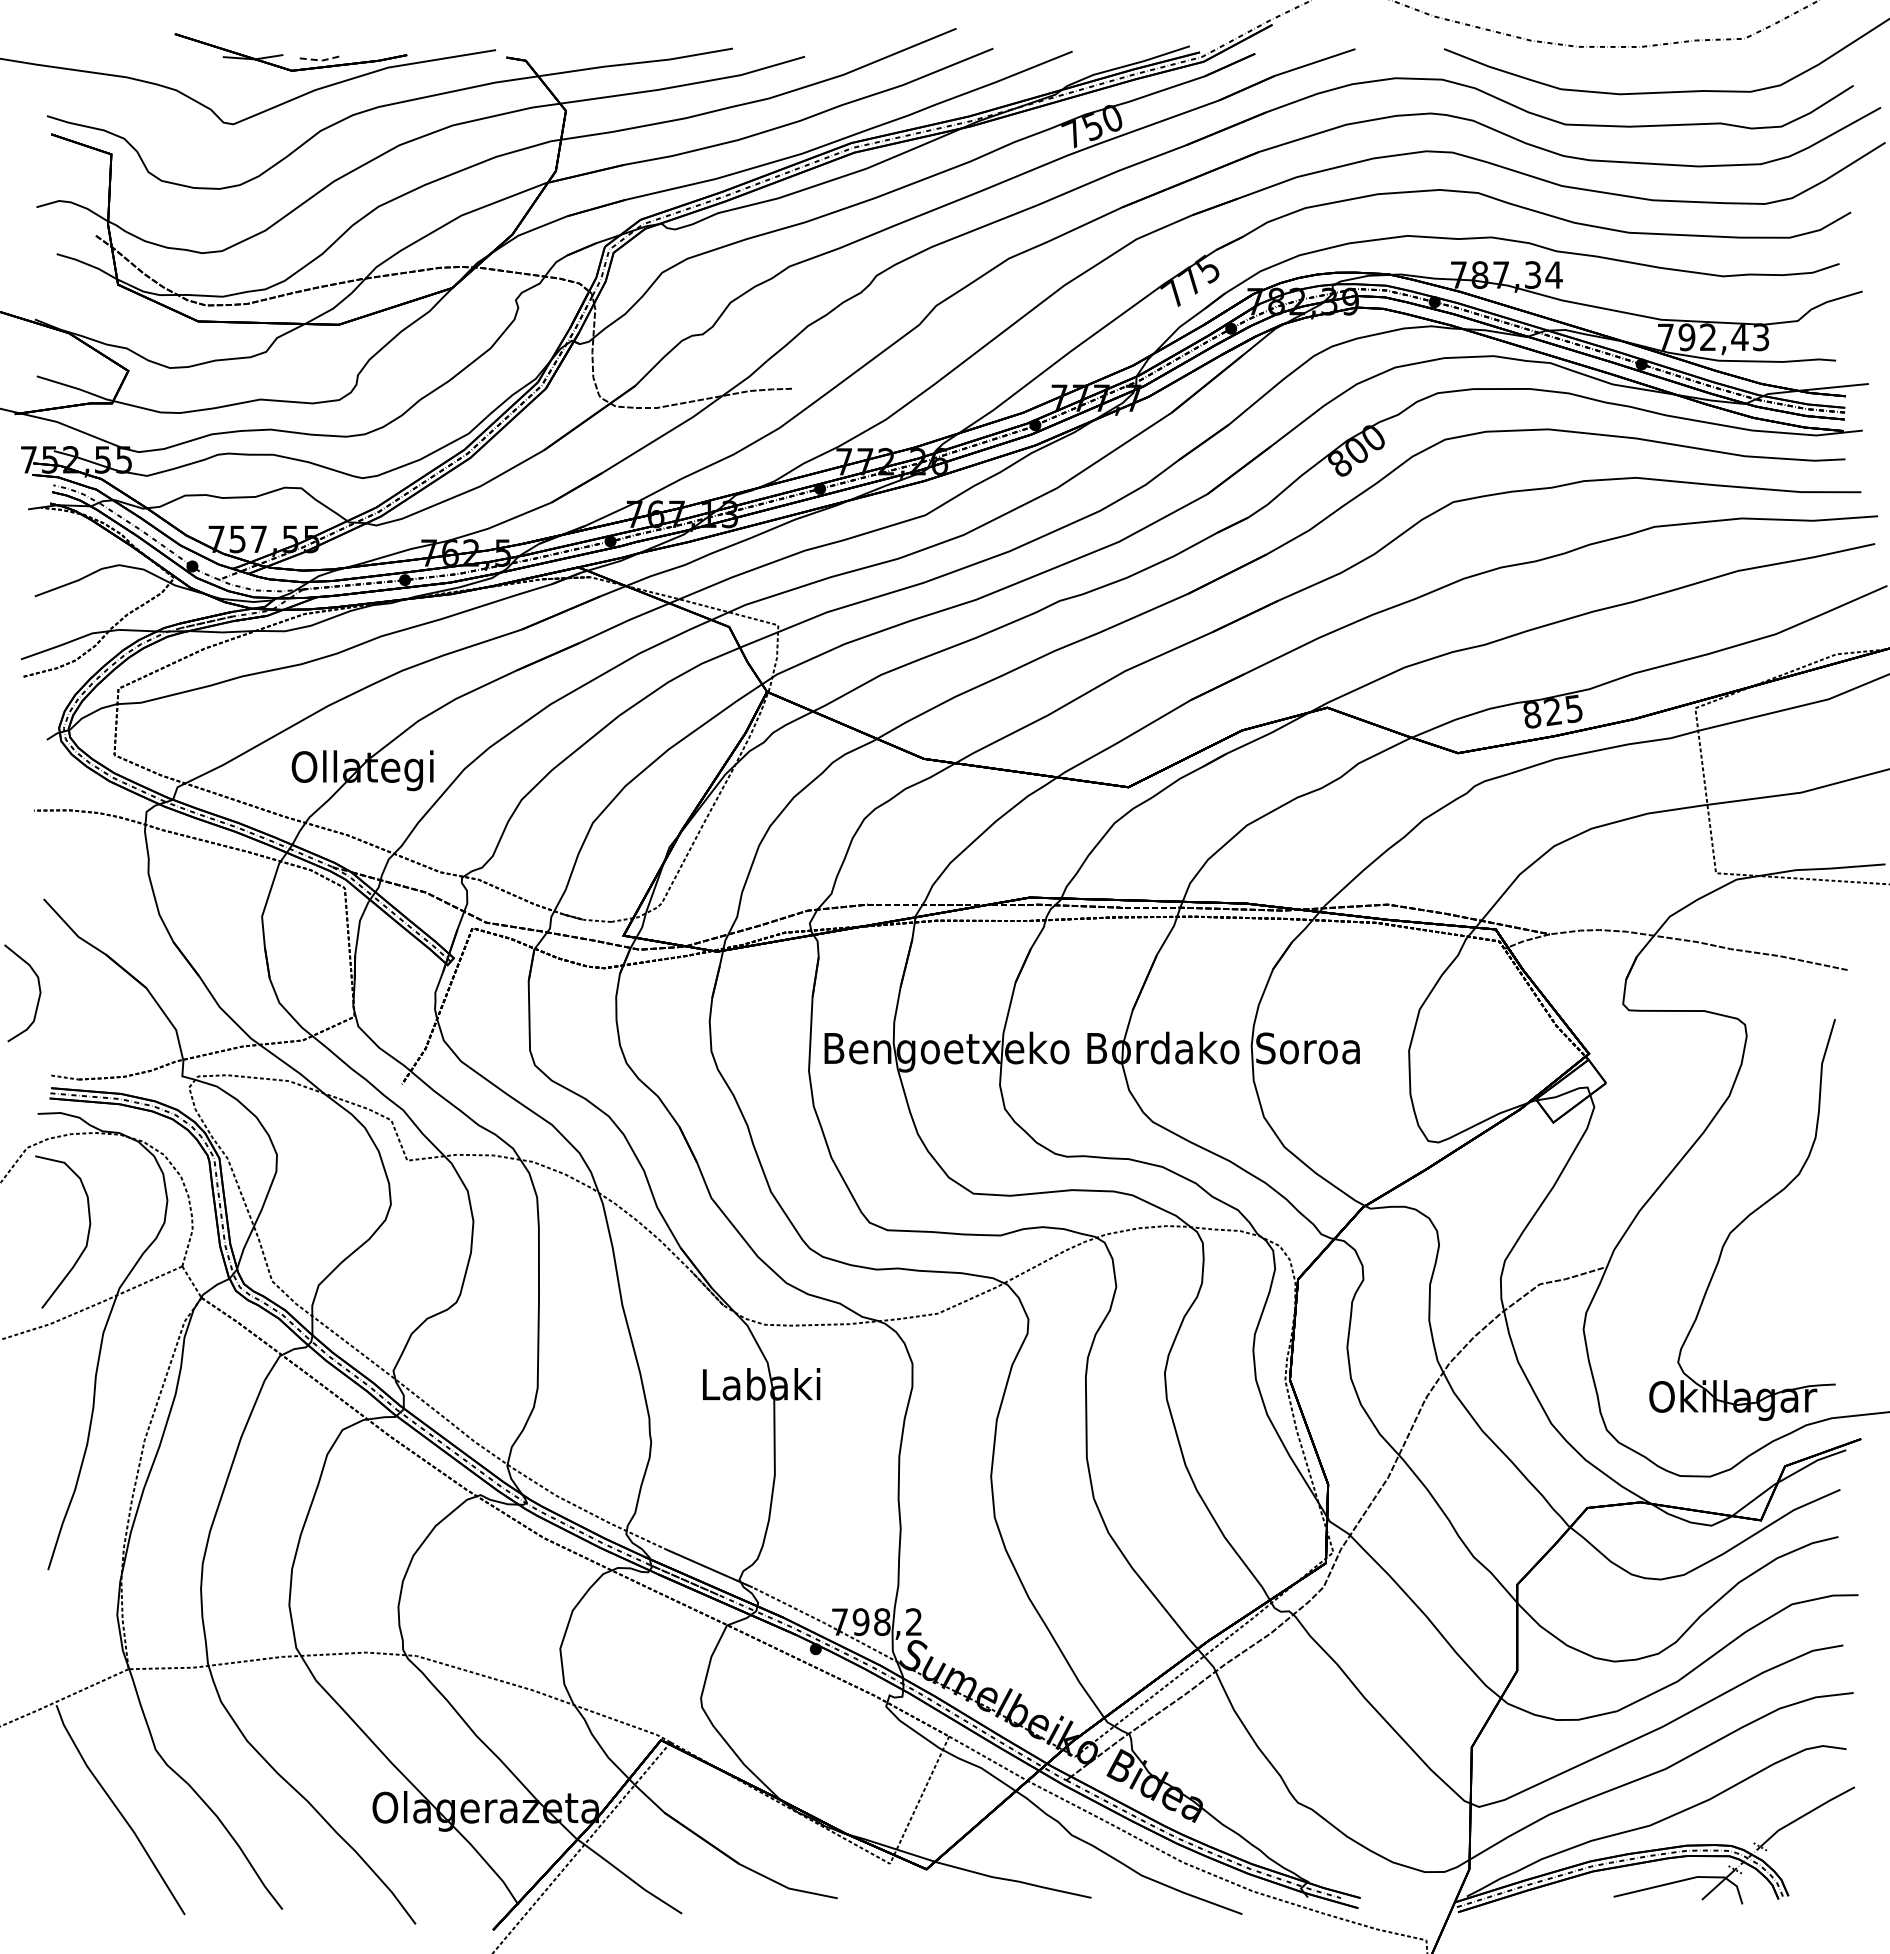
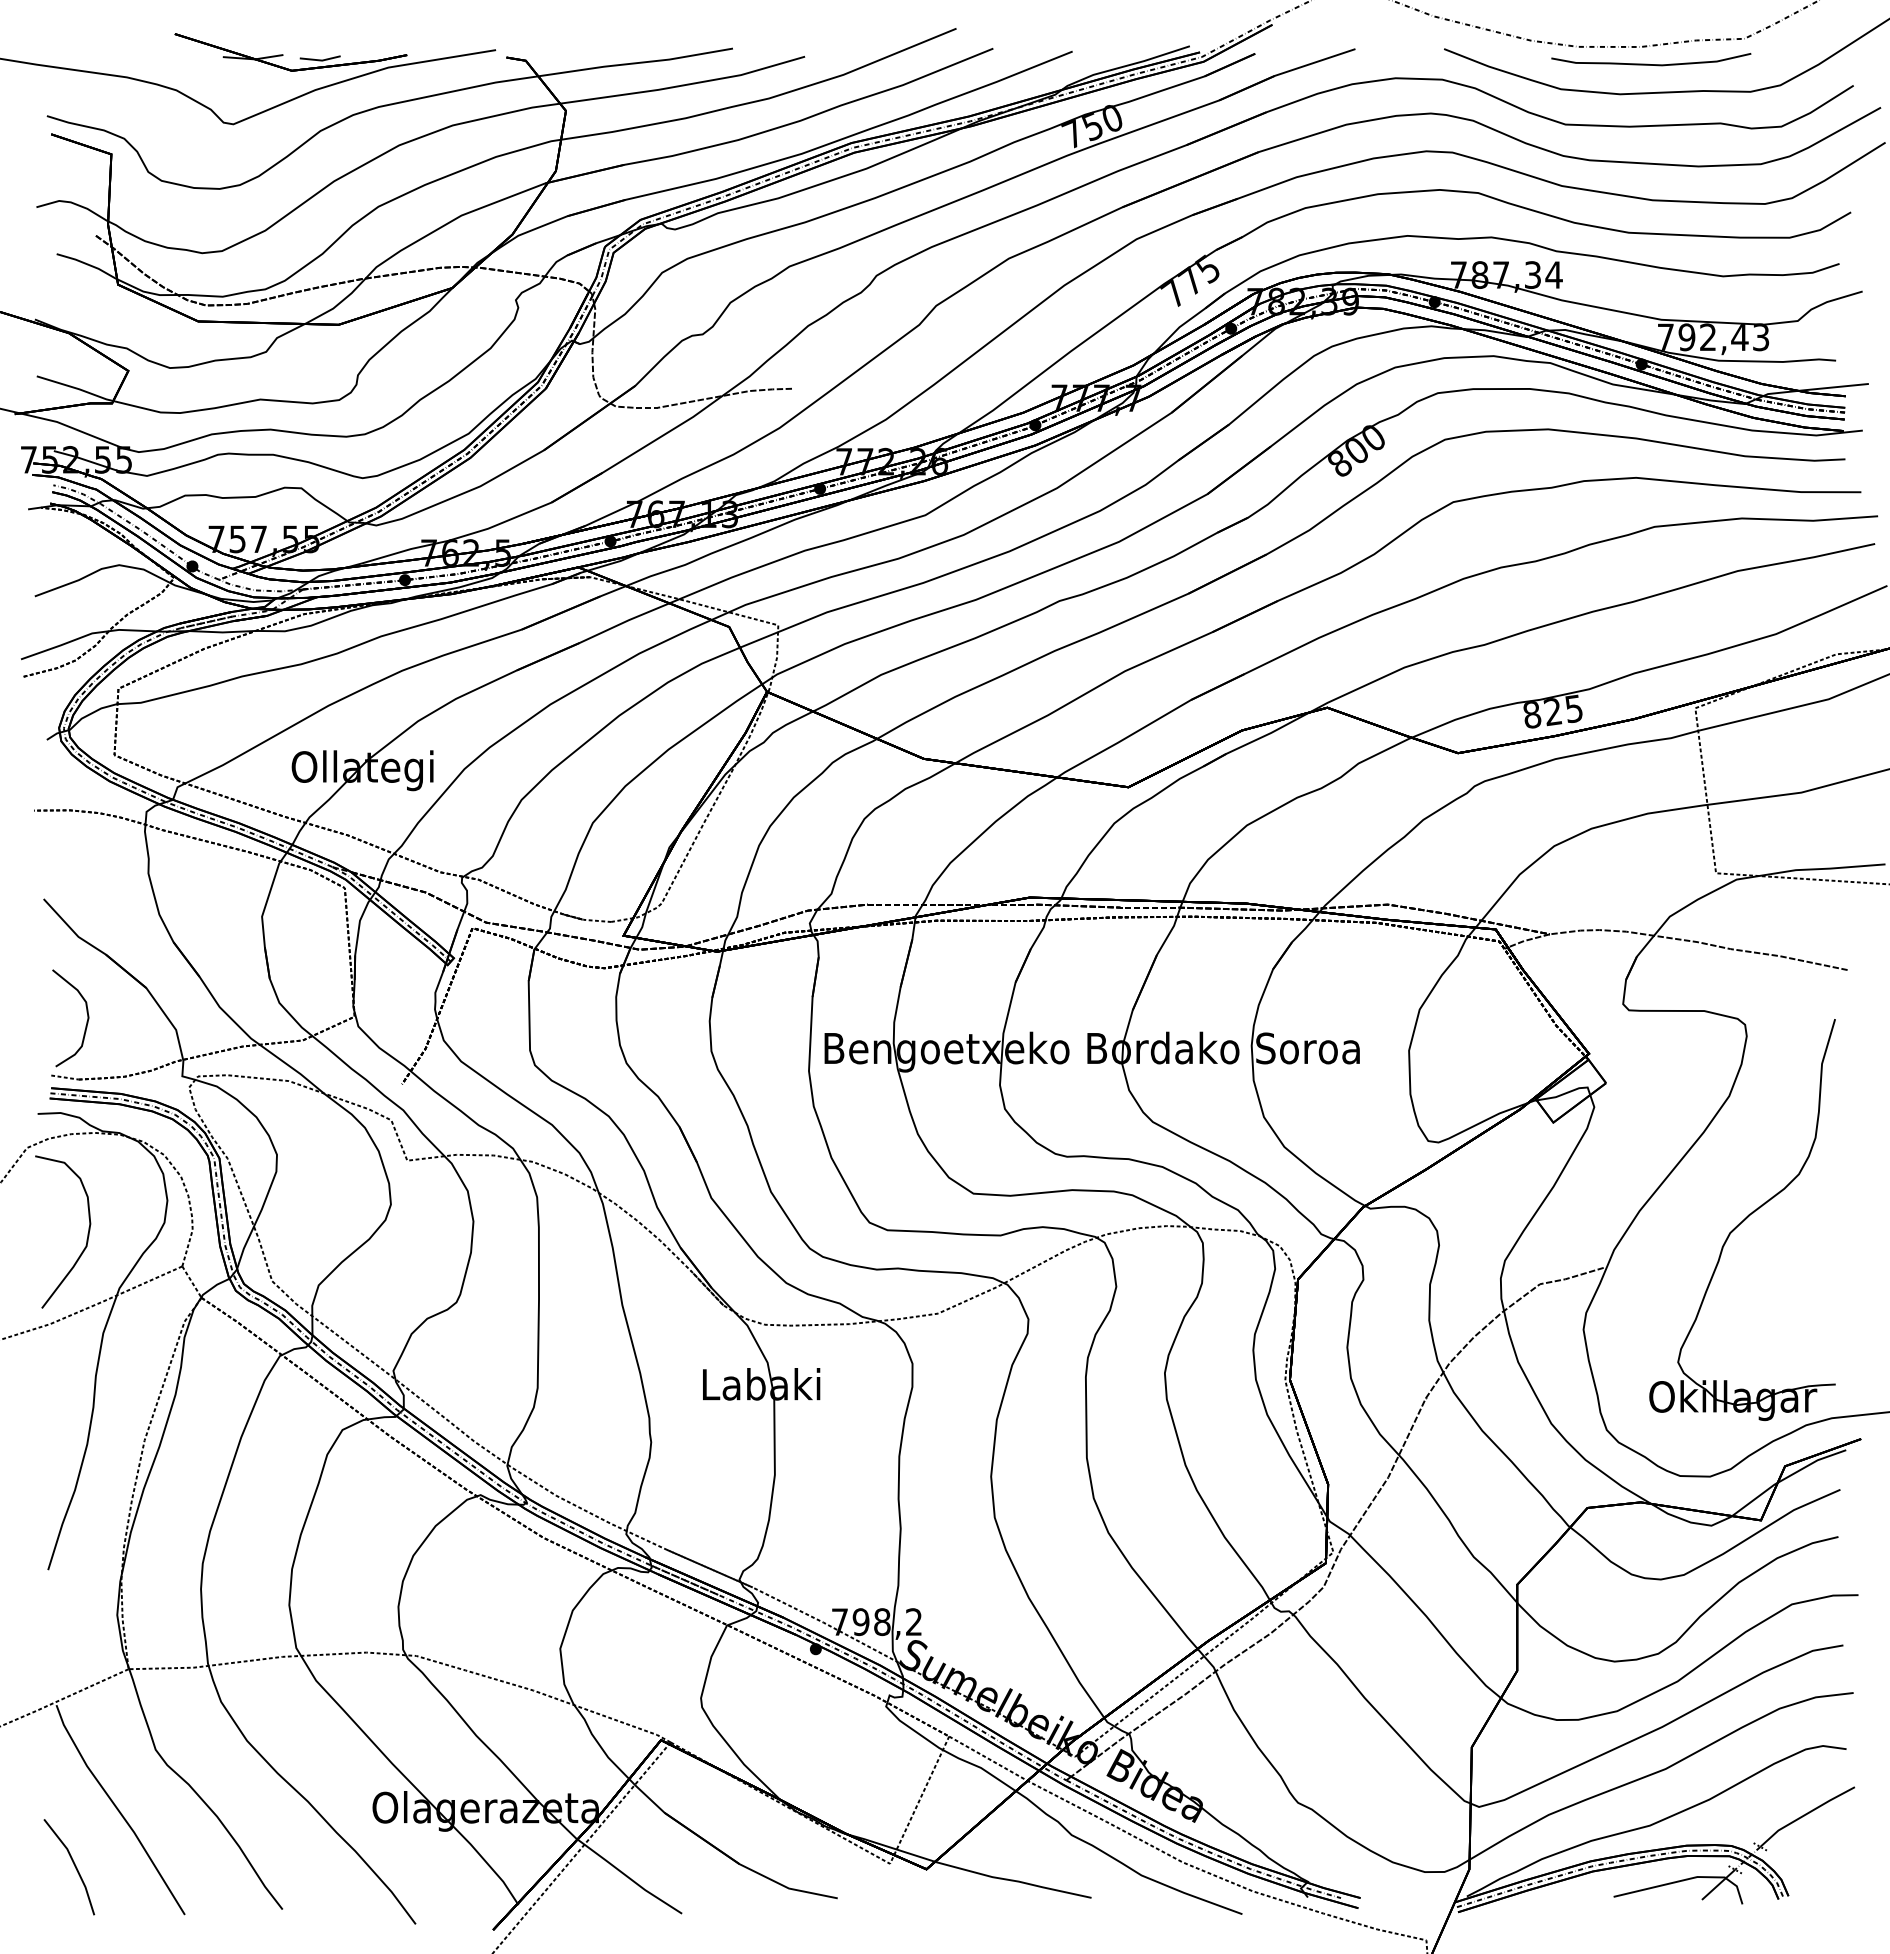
line: dashed -> solid (321, 60)
curve: none -> present (1651, 64)
curve position: (38, 996) -> (86, 1021) (86, 1021)
line: none -> present (73, 1864)
